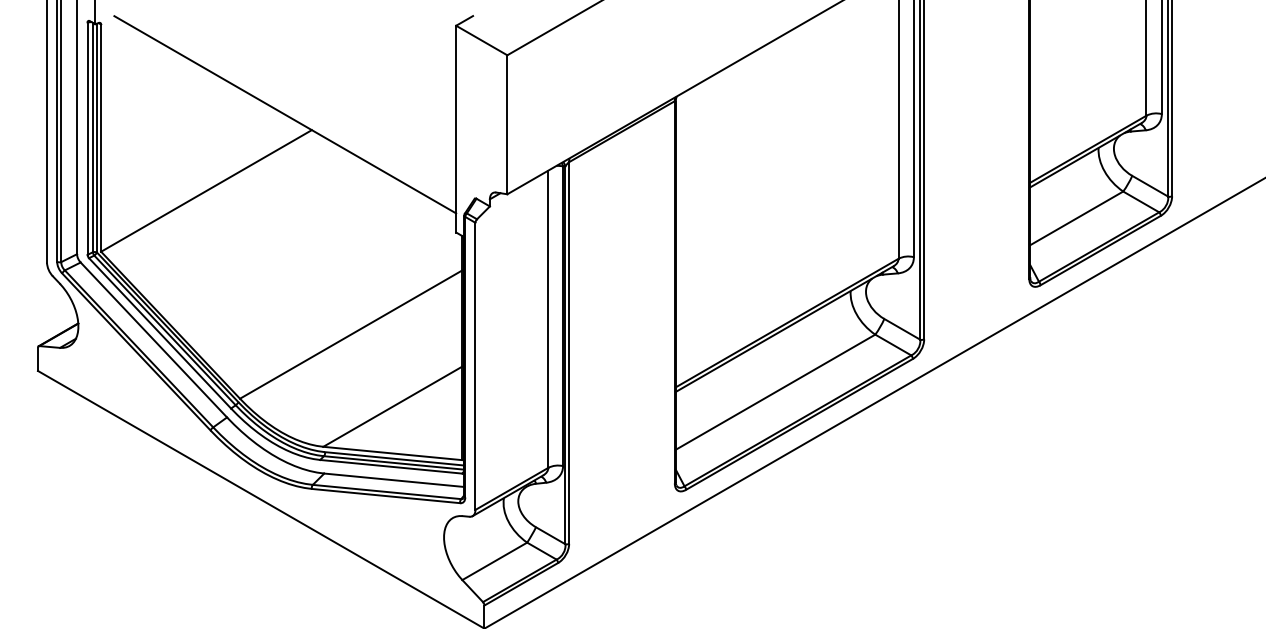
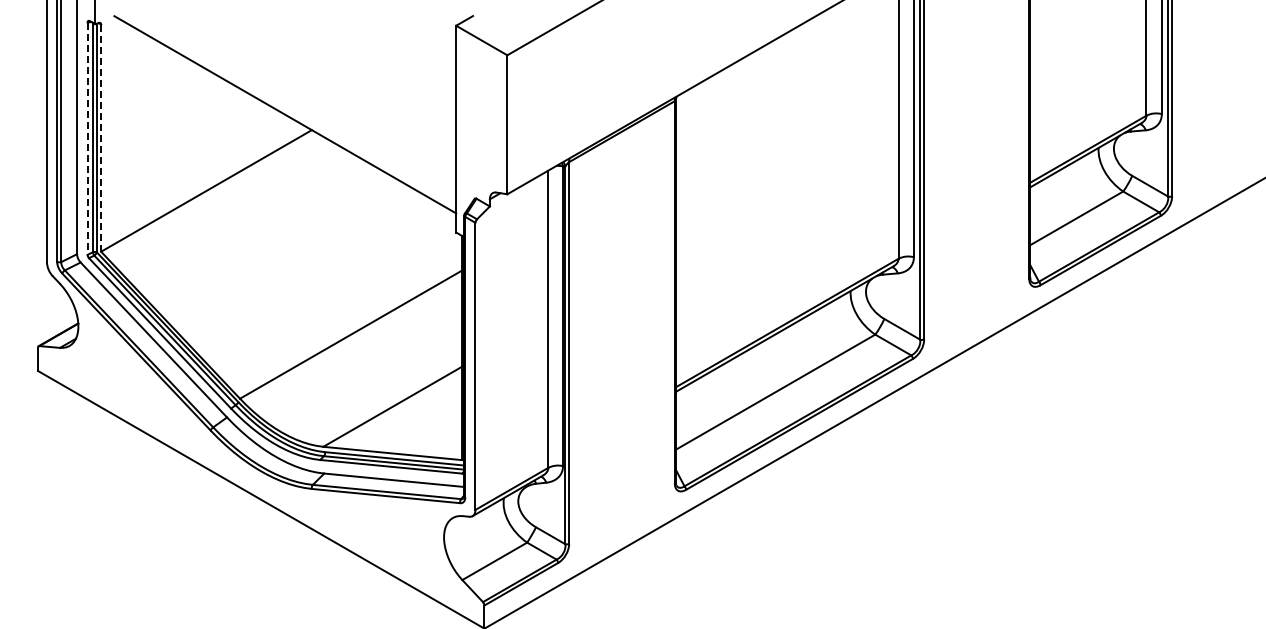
line: solid -> dashed (101, 138)
line: solid -> dashed (87, 139)
